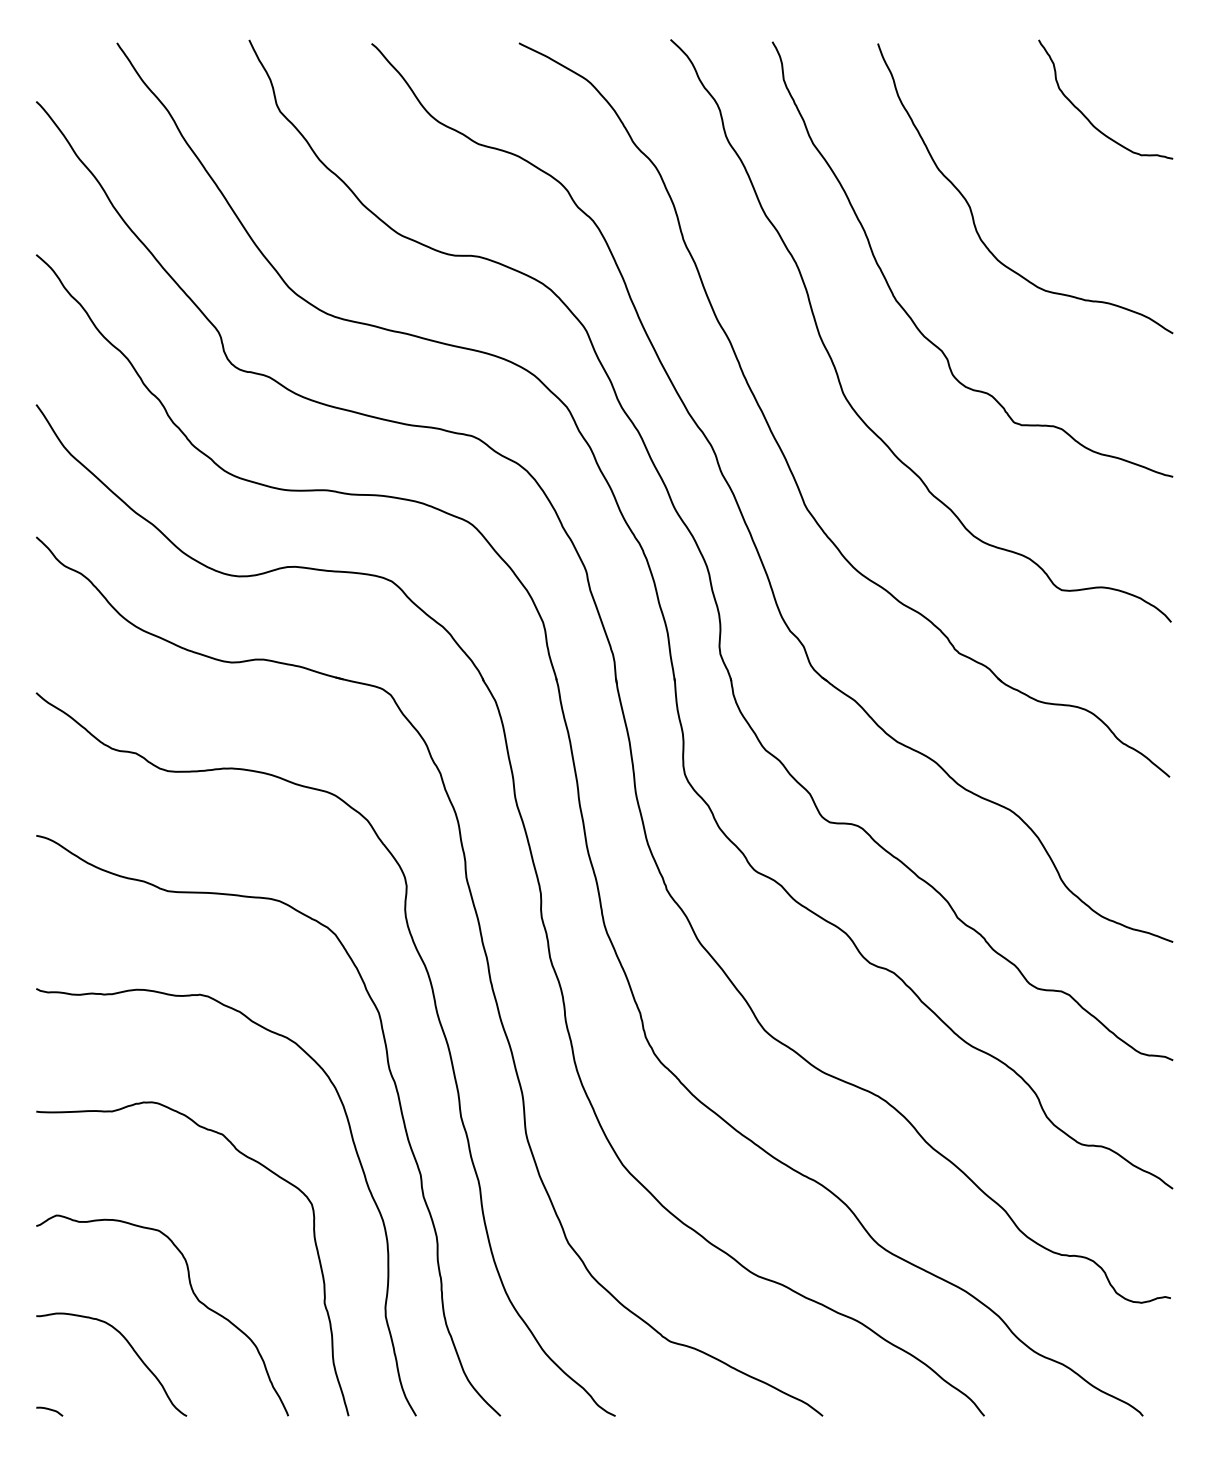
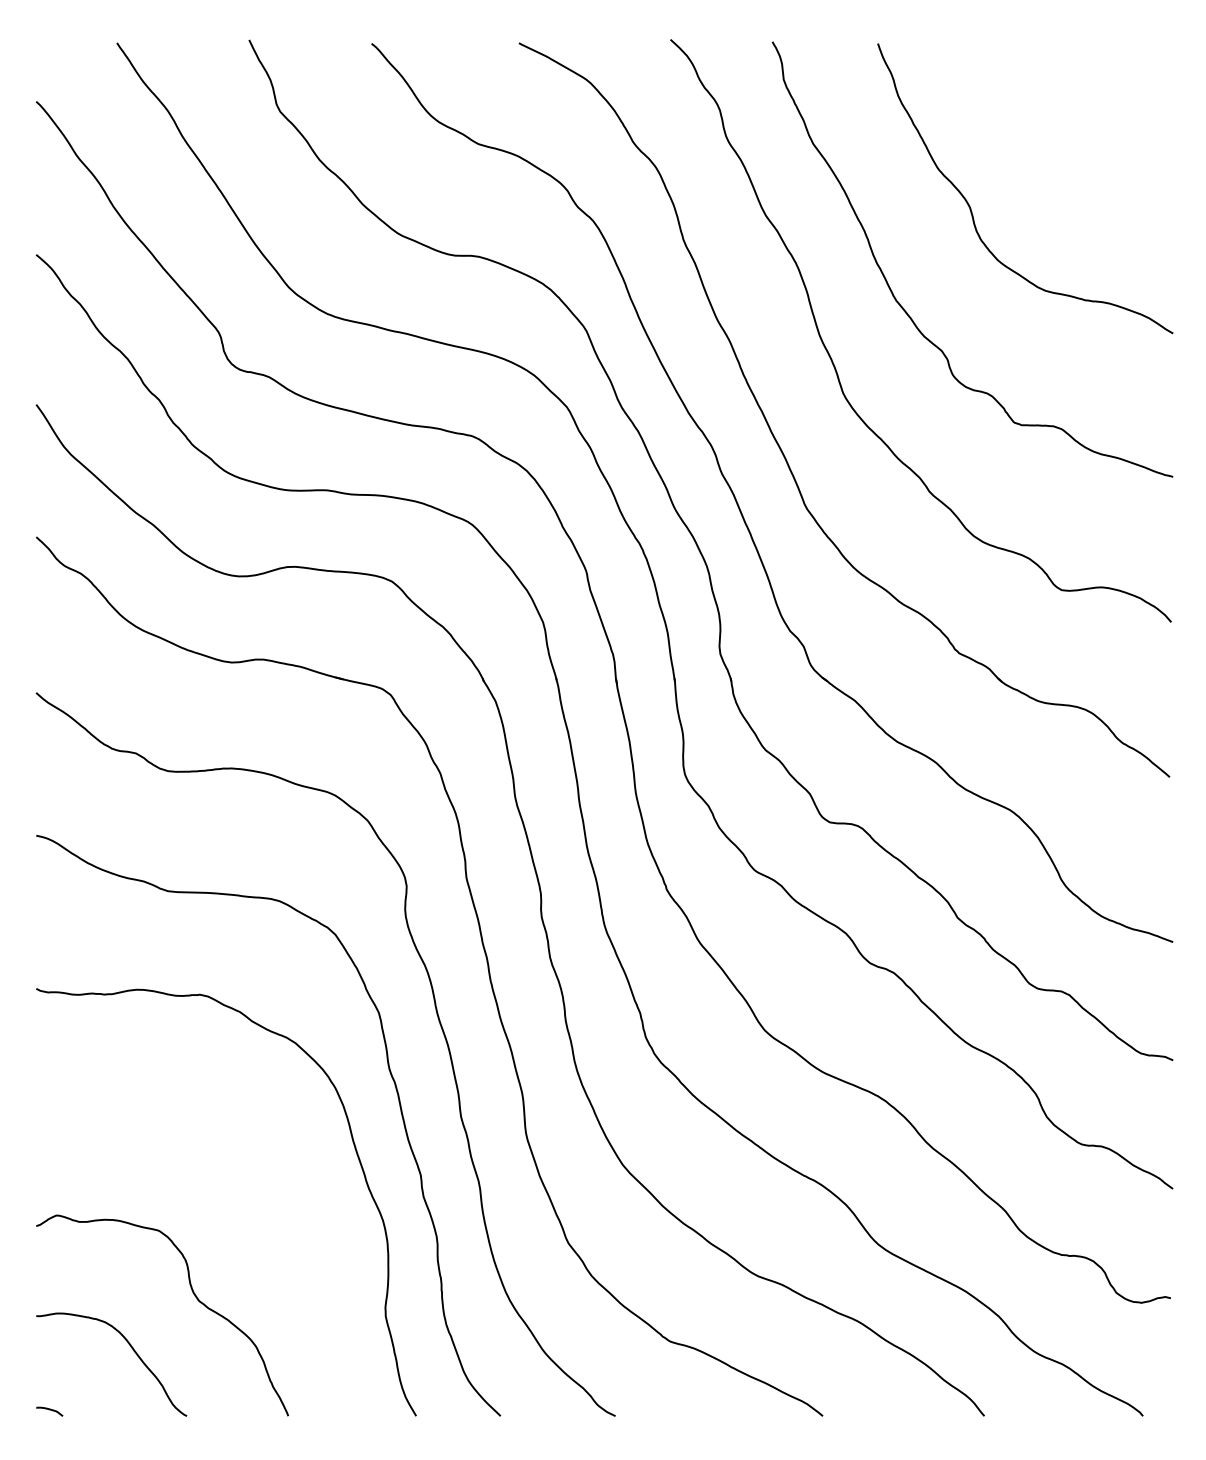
curve: present -> none (1087, 117)
curve: present -> none (247, 1158)
